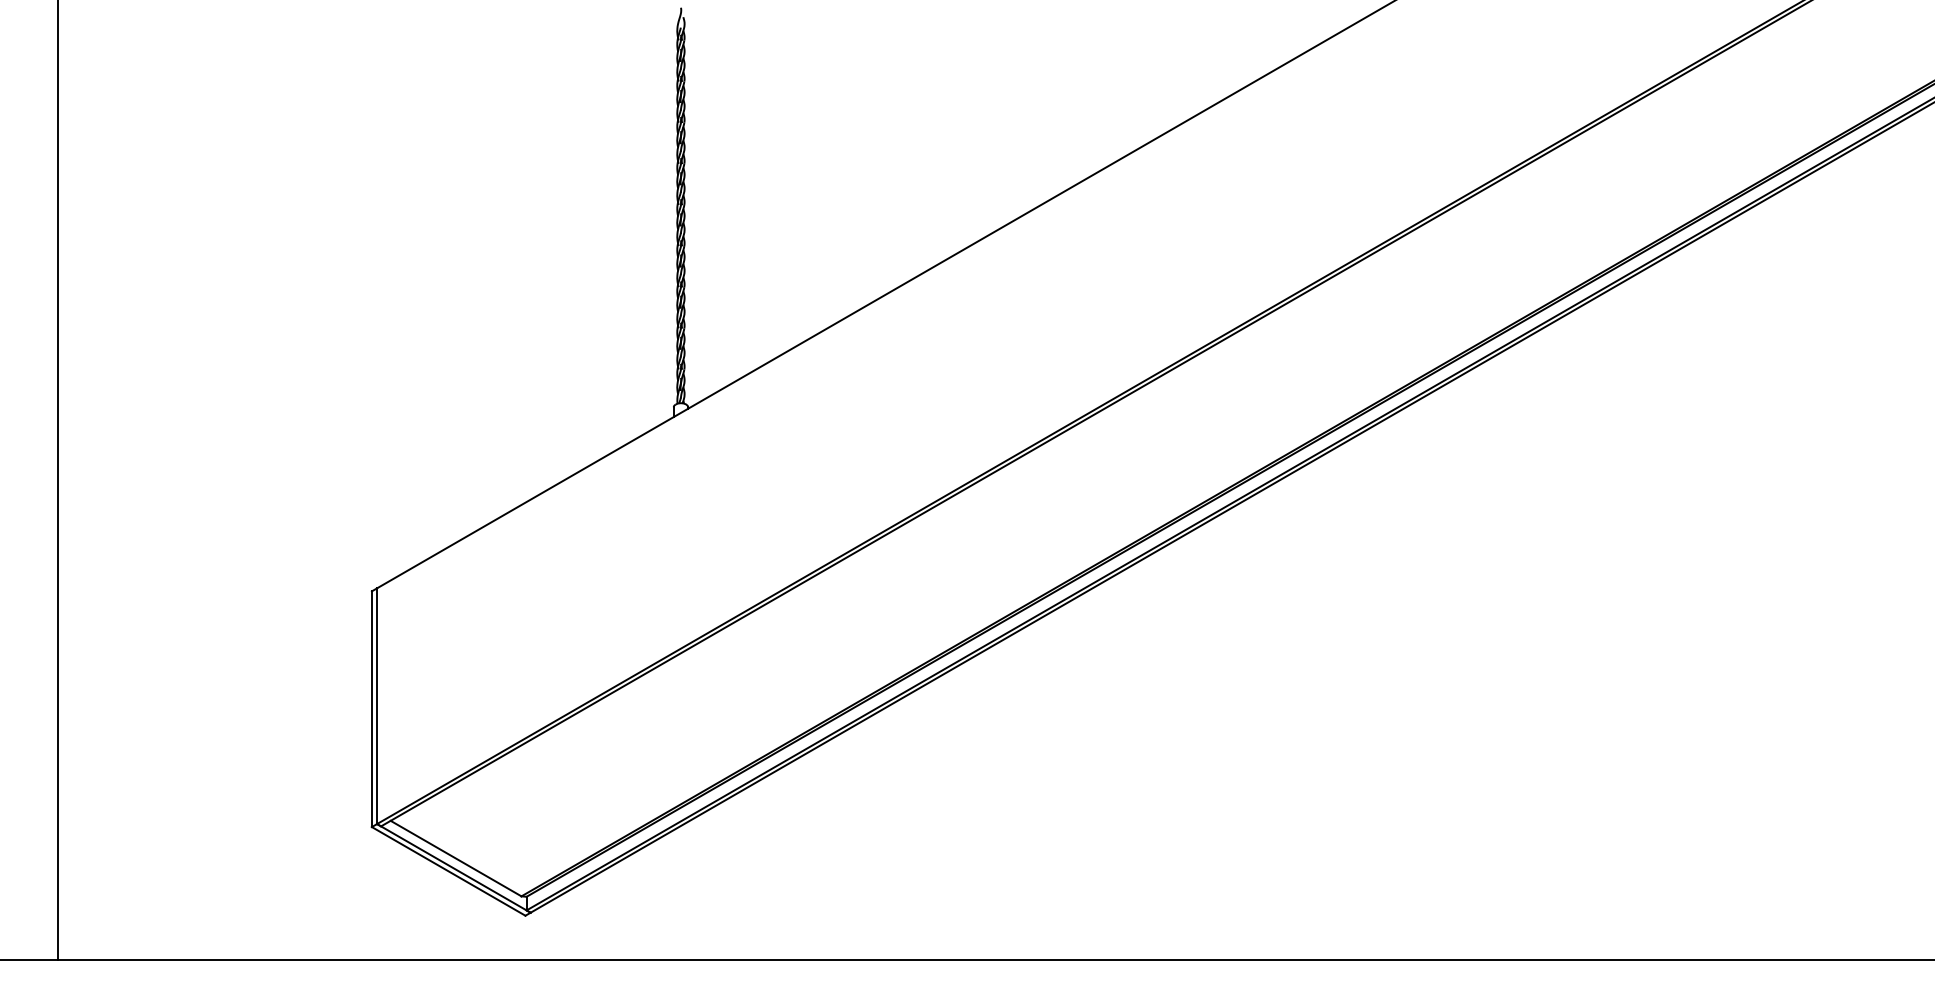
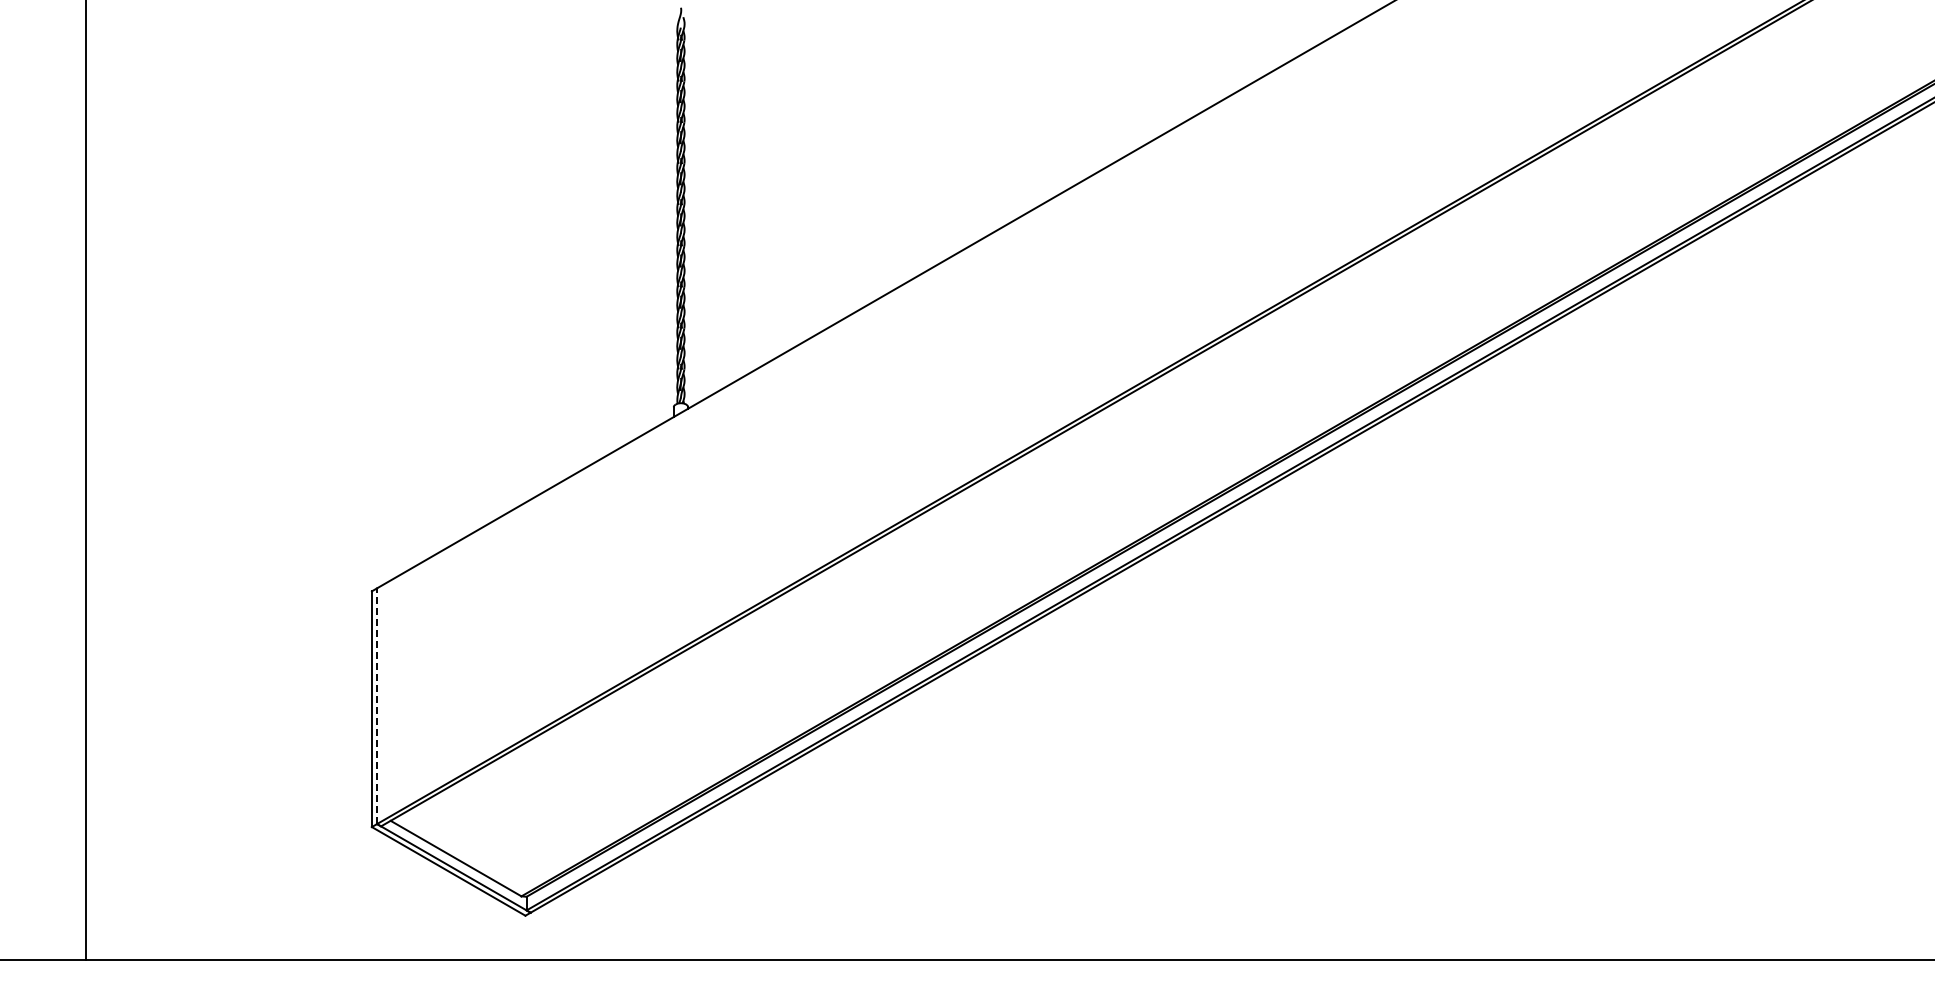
line position: (58, 481) -> (86, 481) (86, 481)
line: solid -> dashed (377, 706)
